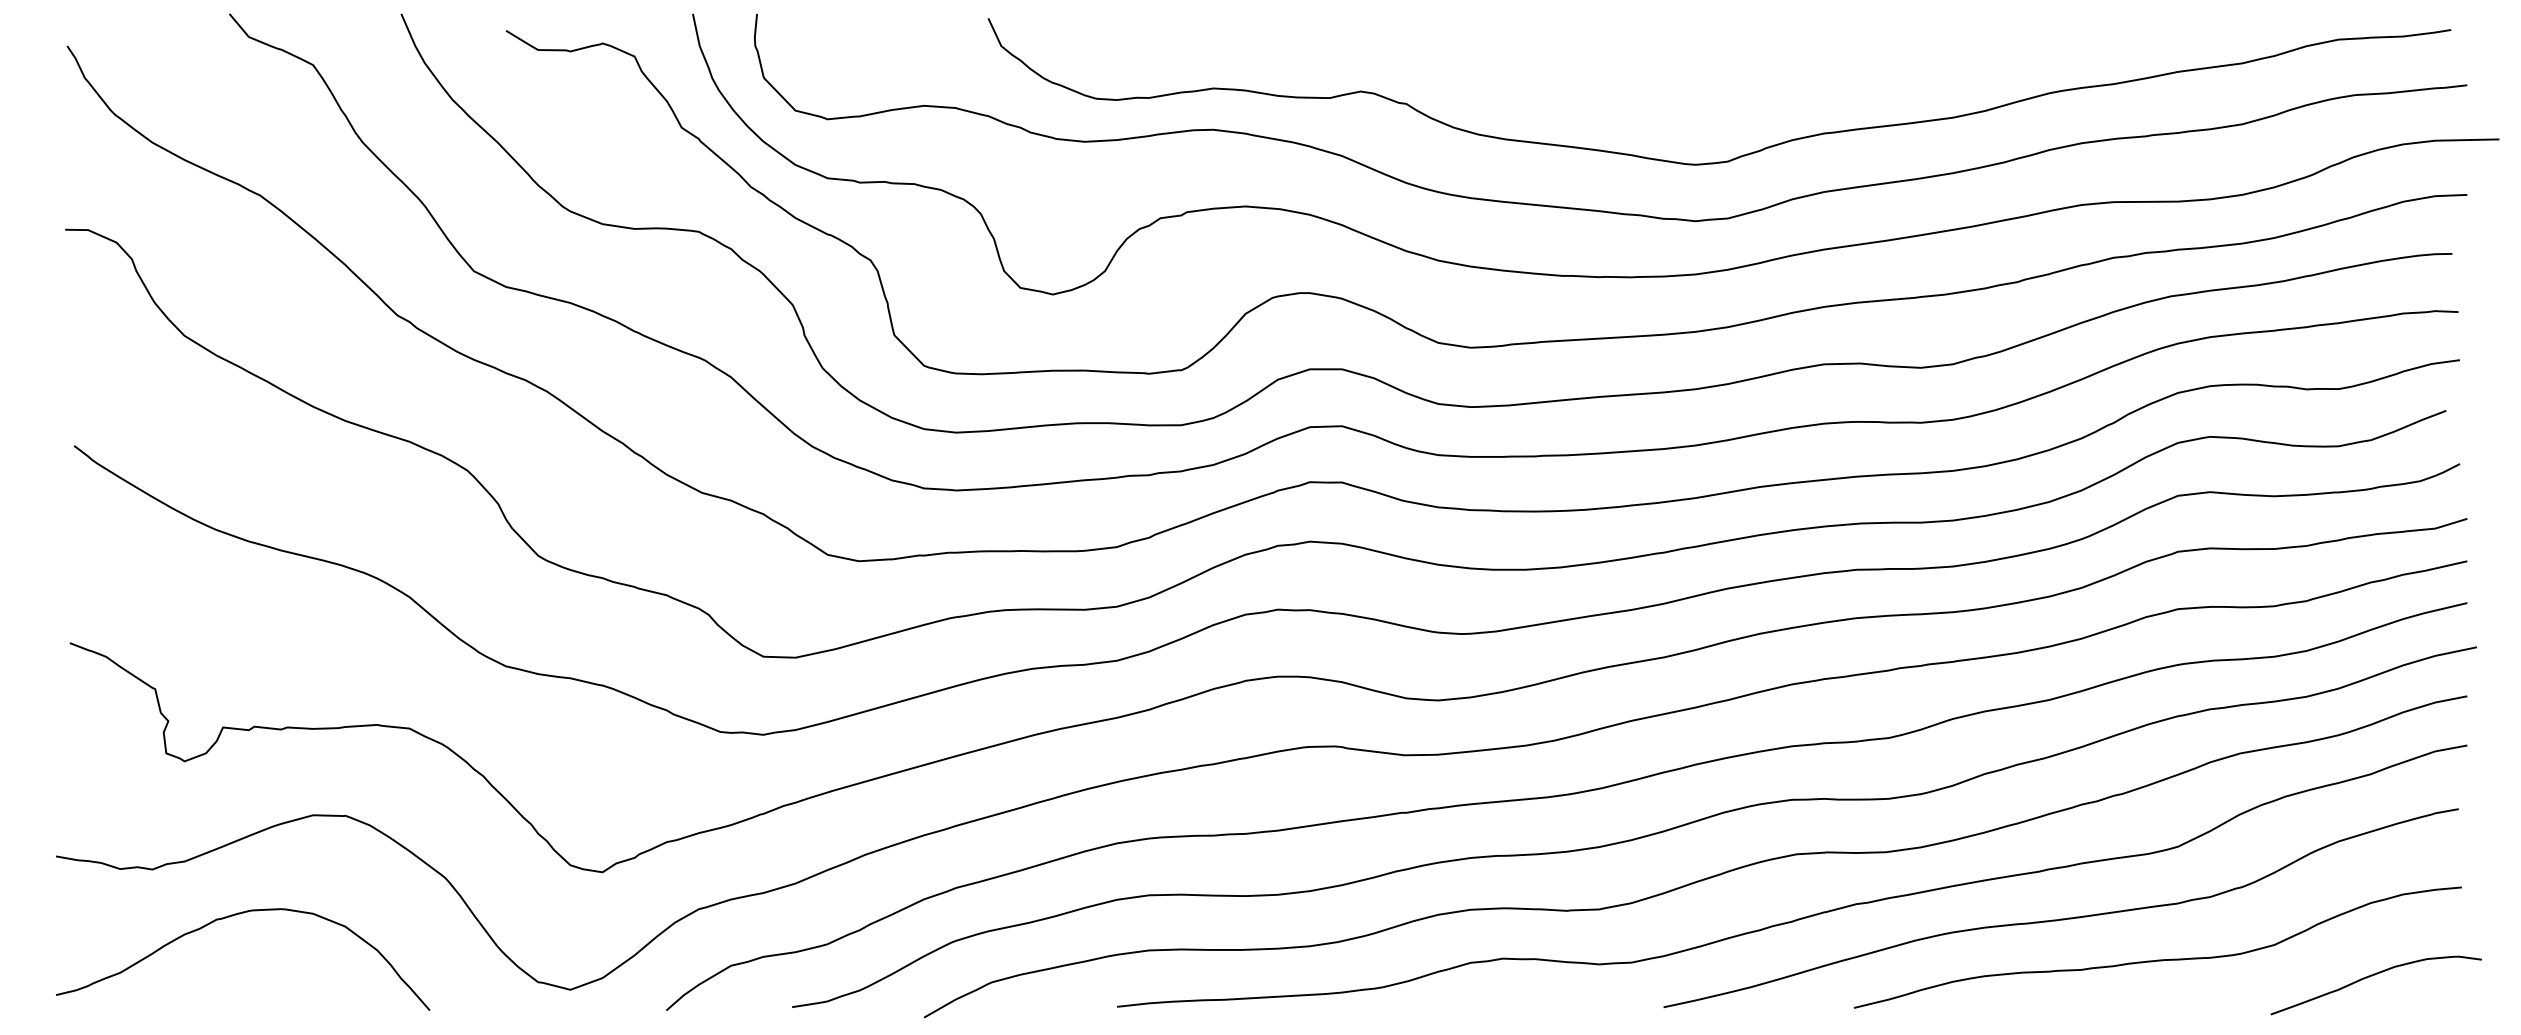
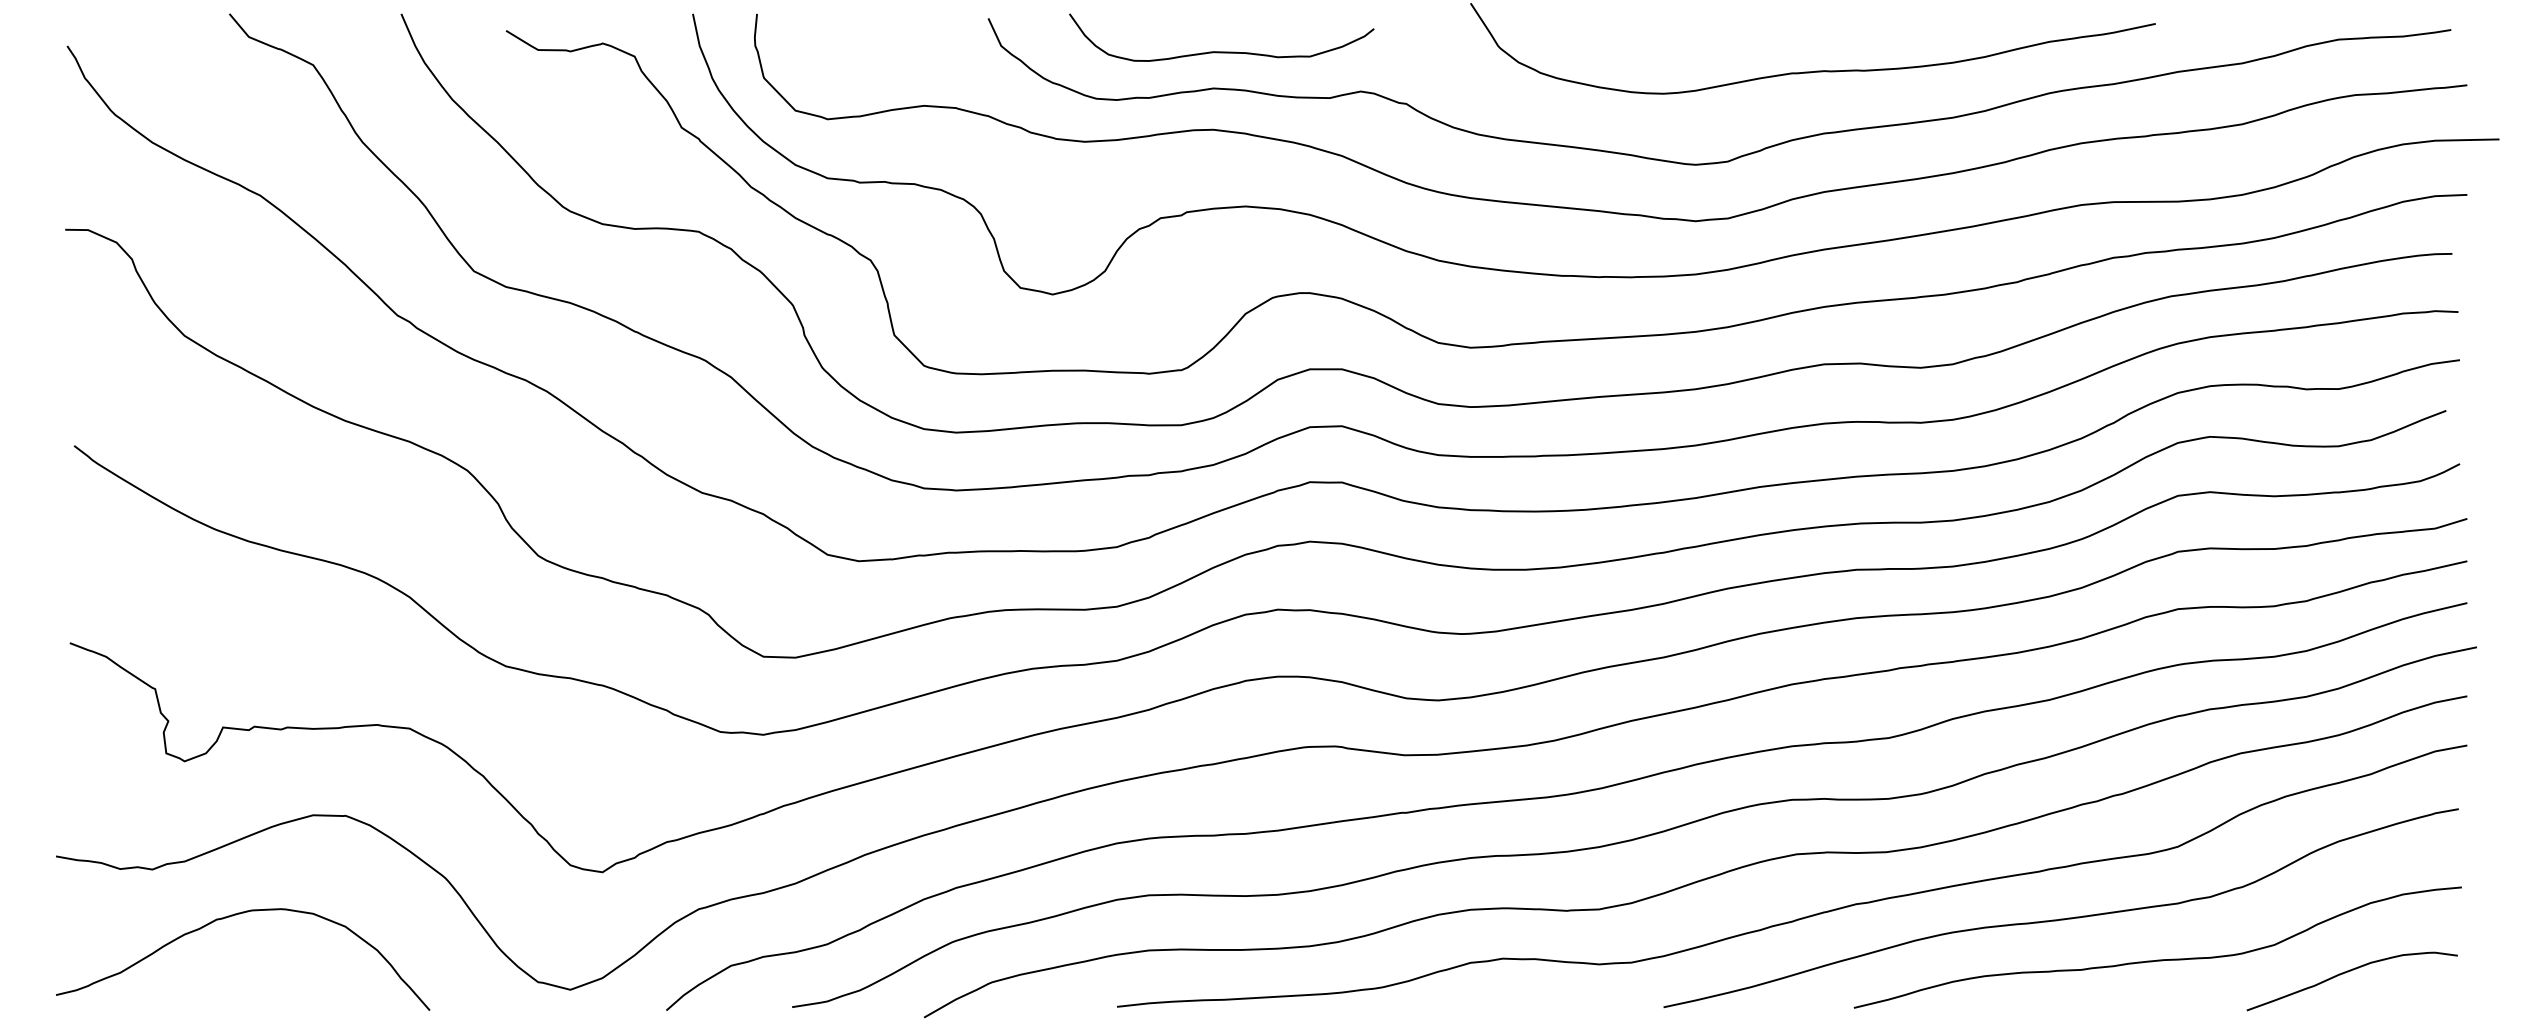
curve: none -> present (1221, 51)
curve: none -> present (1815, 70)
curve position: (2372, 976) -> (2348, 972) (2348, 972)
